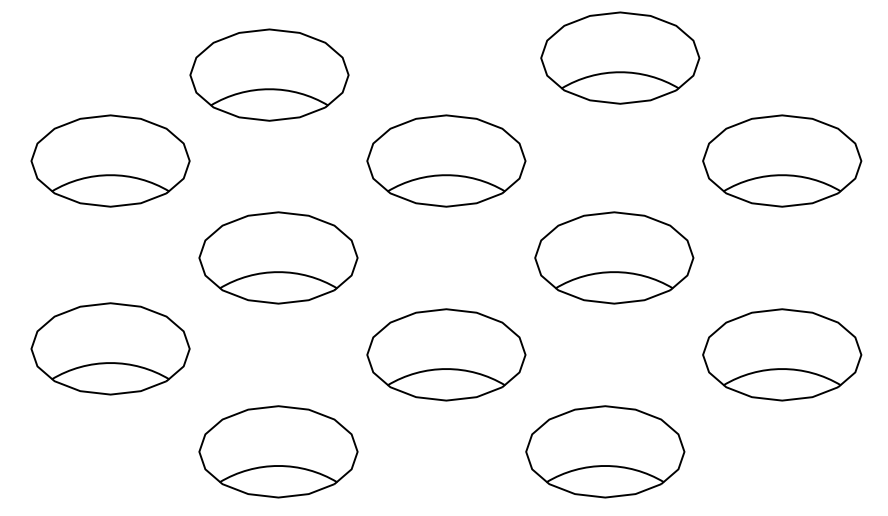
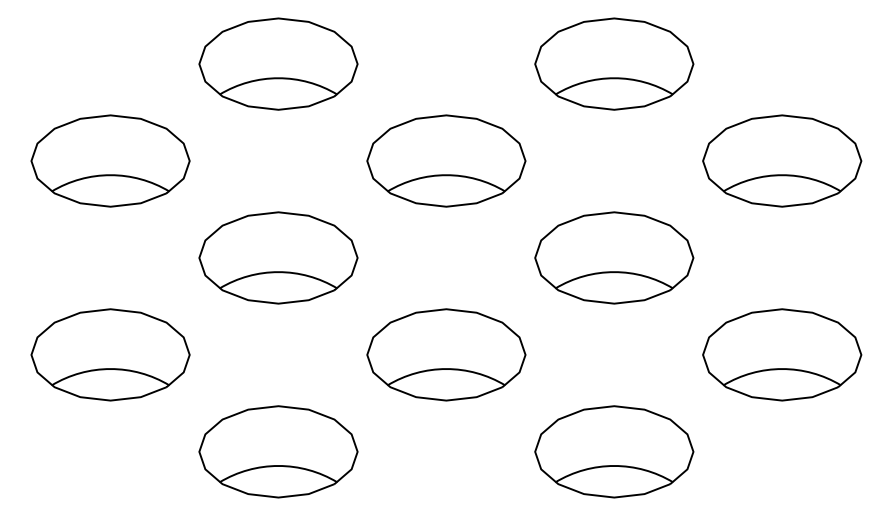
part position: (620, 57) -> (614, 63) (614, 63)
part position: (269, 74) -> (278, 63) (278, 63)
part position: (110, 348) -> (110, 354) (110, 354)
part position: (605, 451) -> (614, 451) (614, 451)
